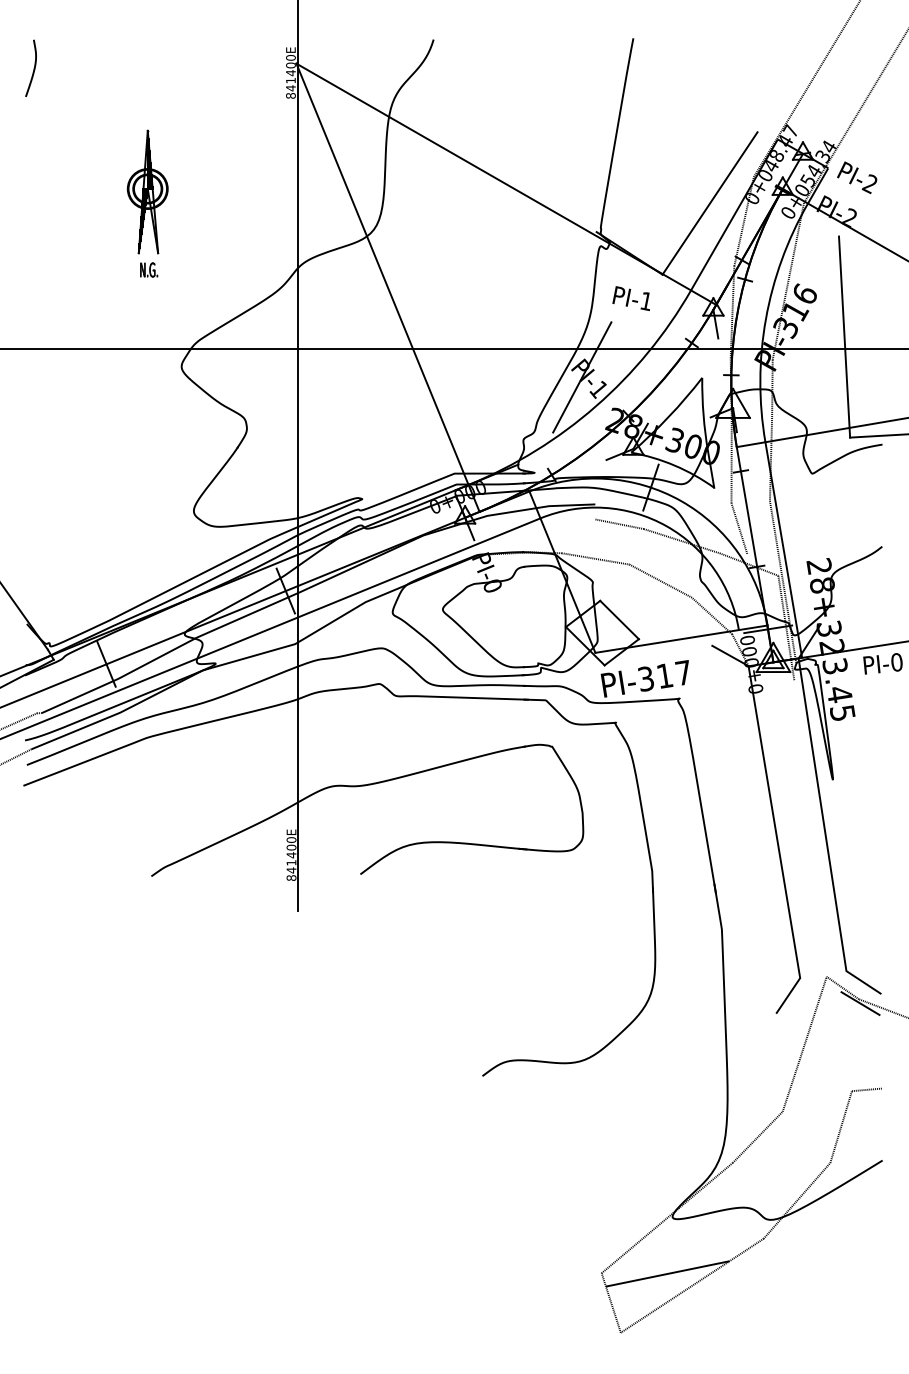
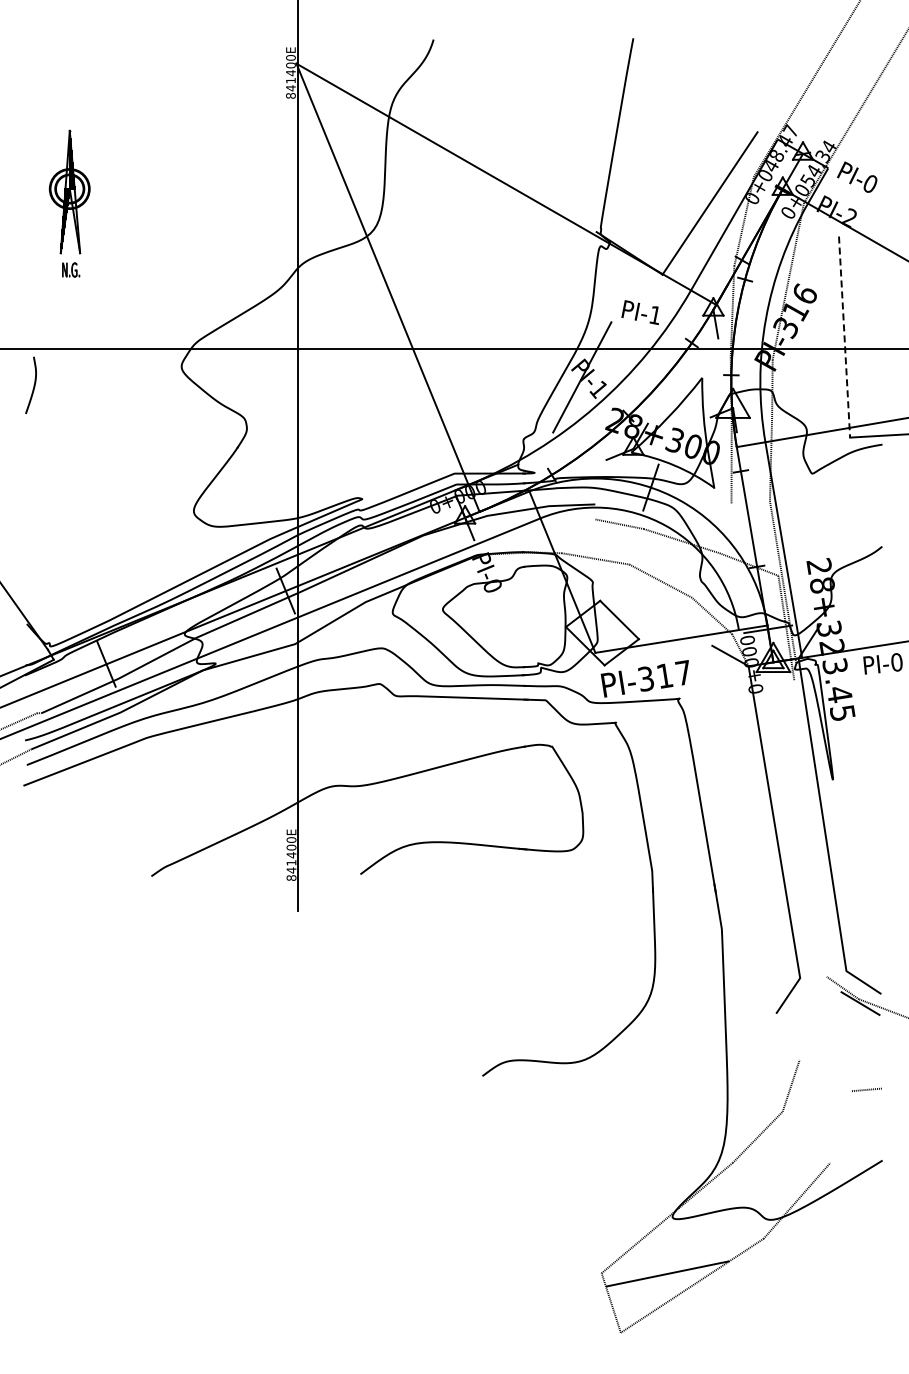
curve position: (33, 68) -> (33, 385) (33, 385)
text: PI-2 -> PI-0 (869, 184)
part position: (147, 203) -> (69, 203) (69, 203)
text position: (630, 298) -> (639, 312) (639, 312)
line: solid -> dashed (844, 337)
line: present -> none (739, 528)
line: present -> none (812, 1017)
line: present -> none (840, 1126)
